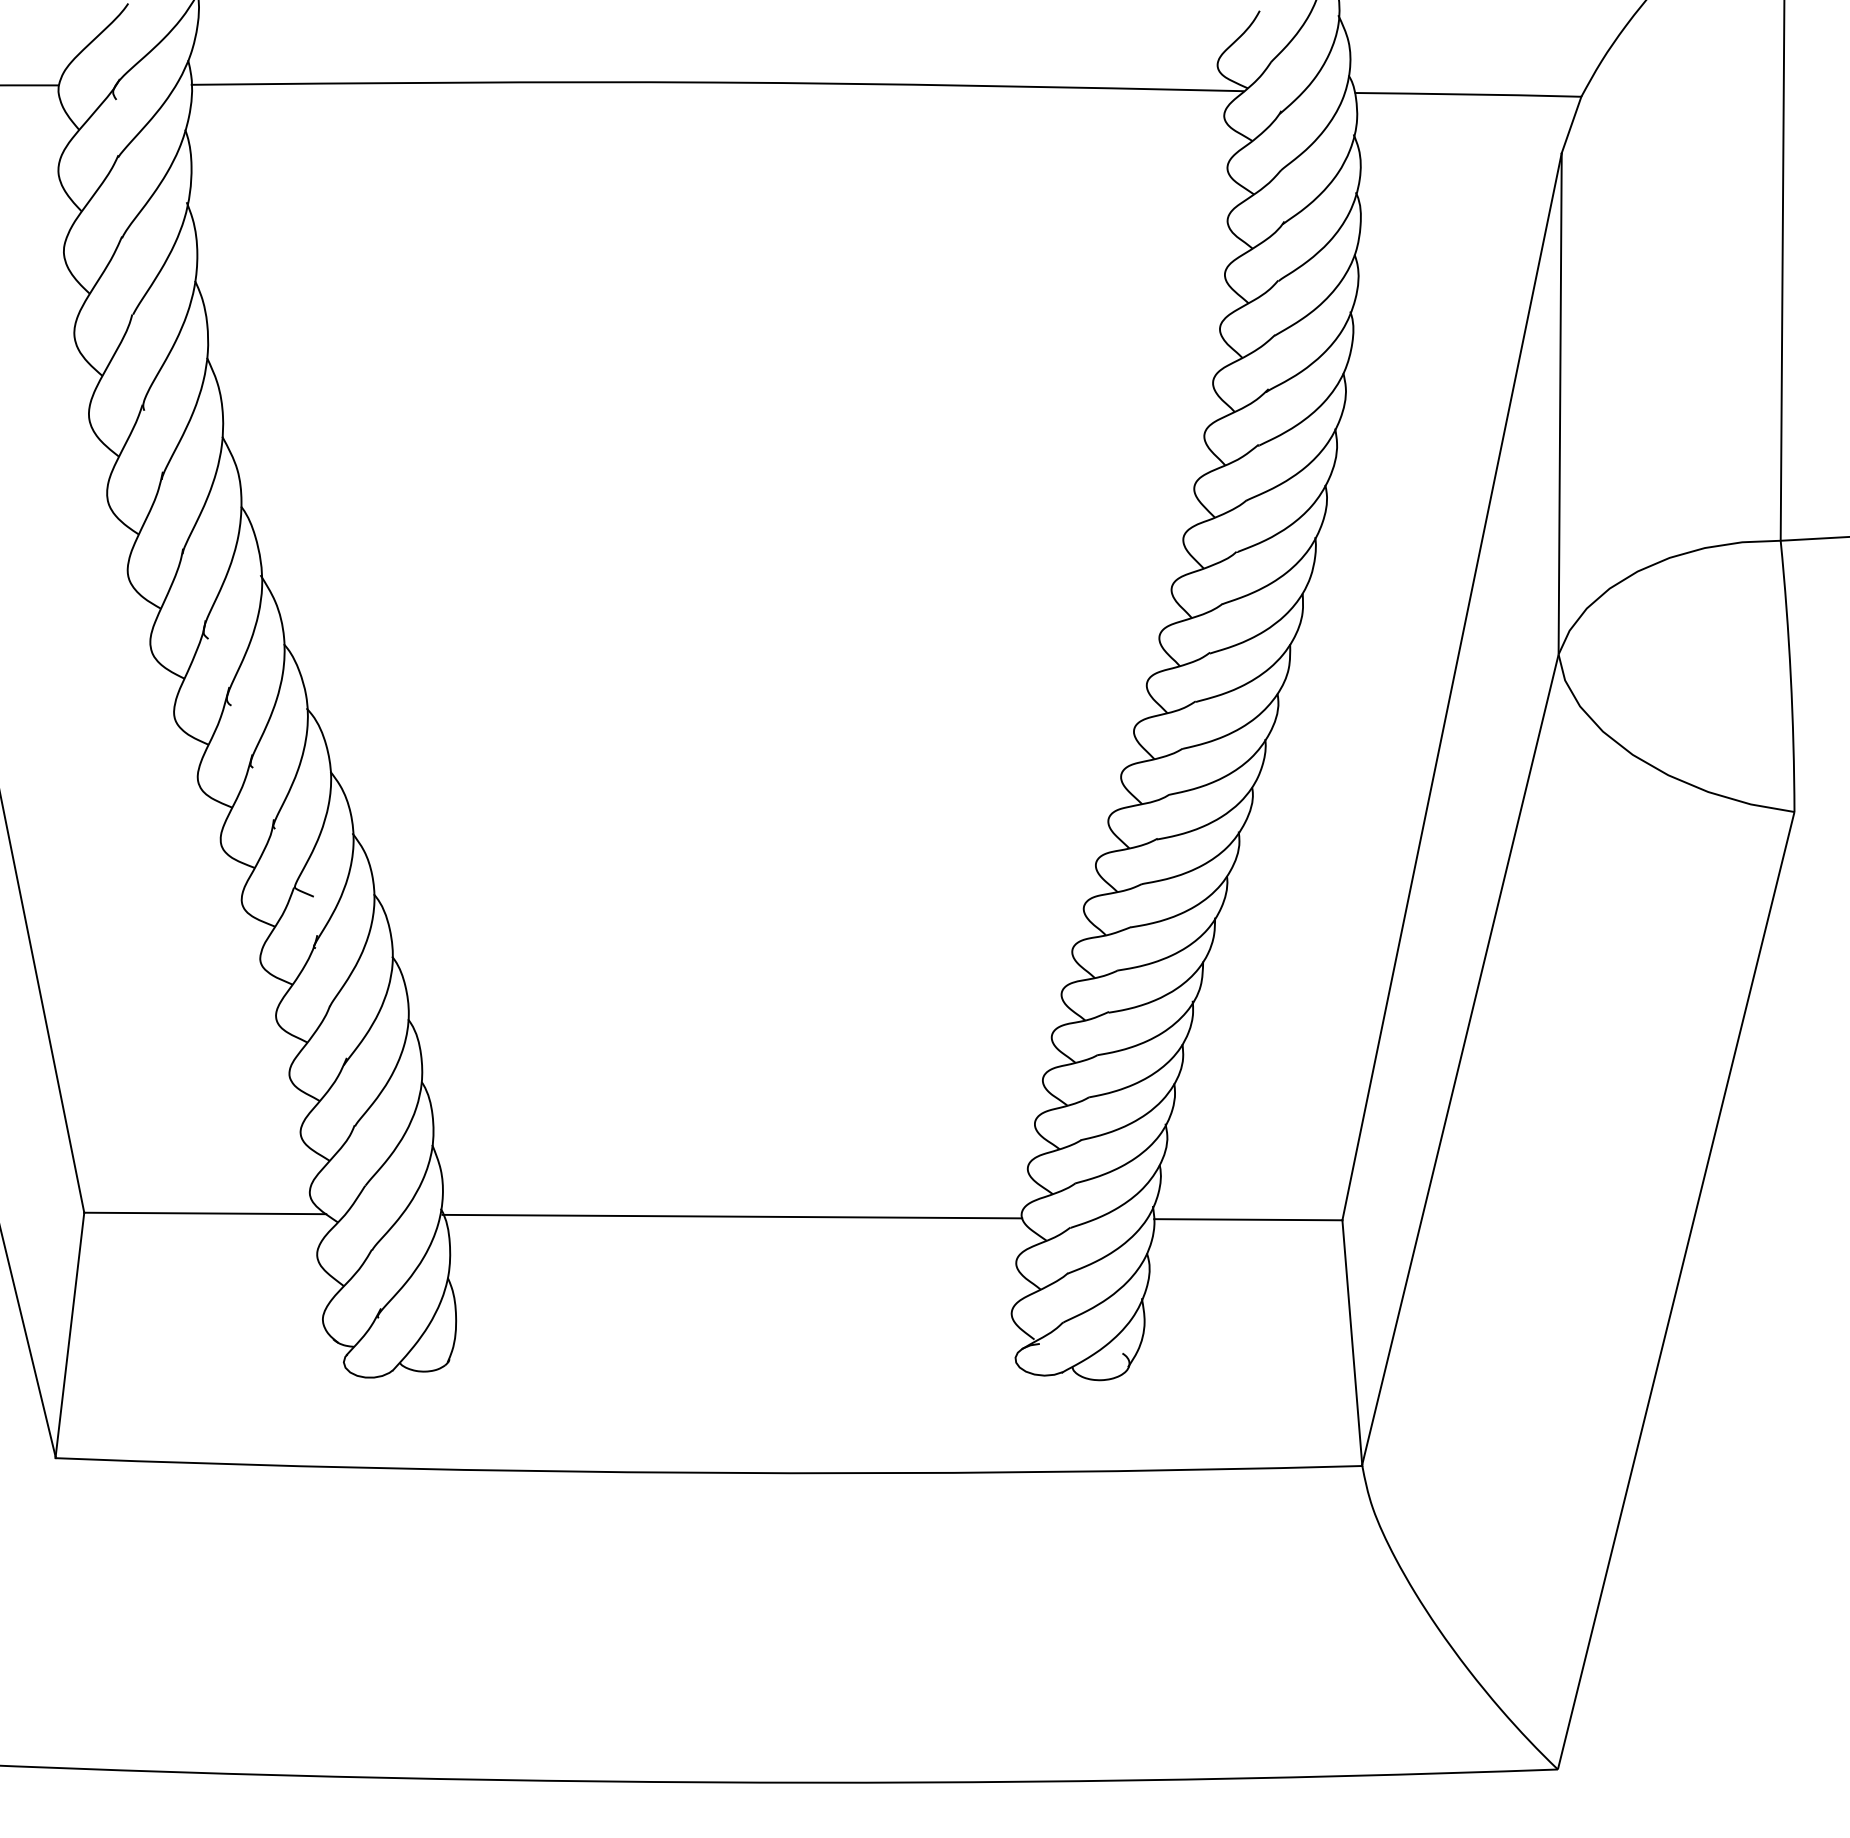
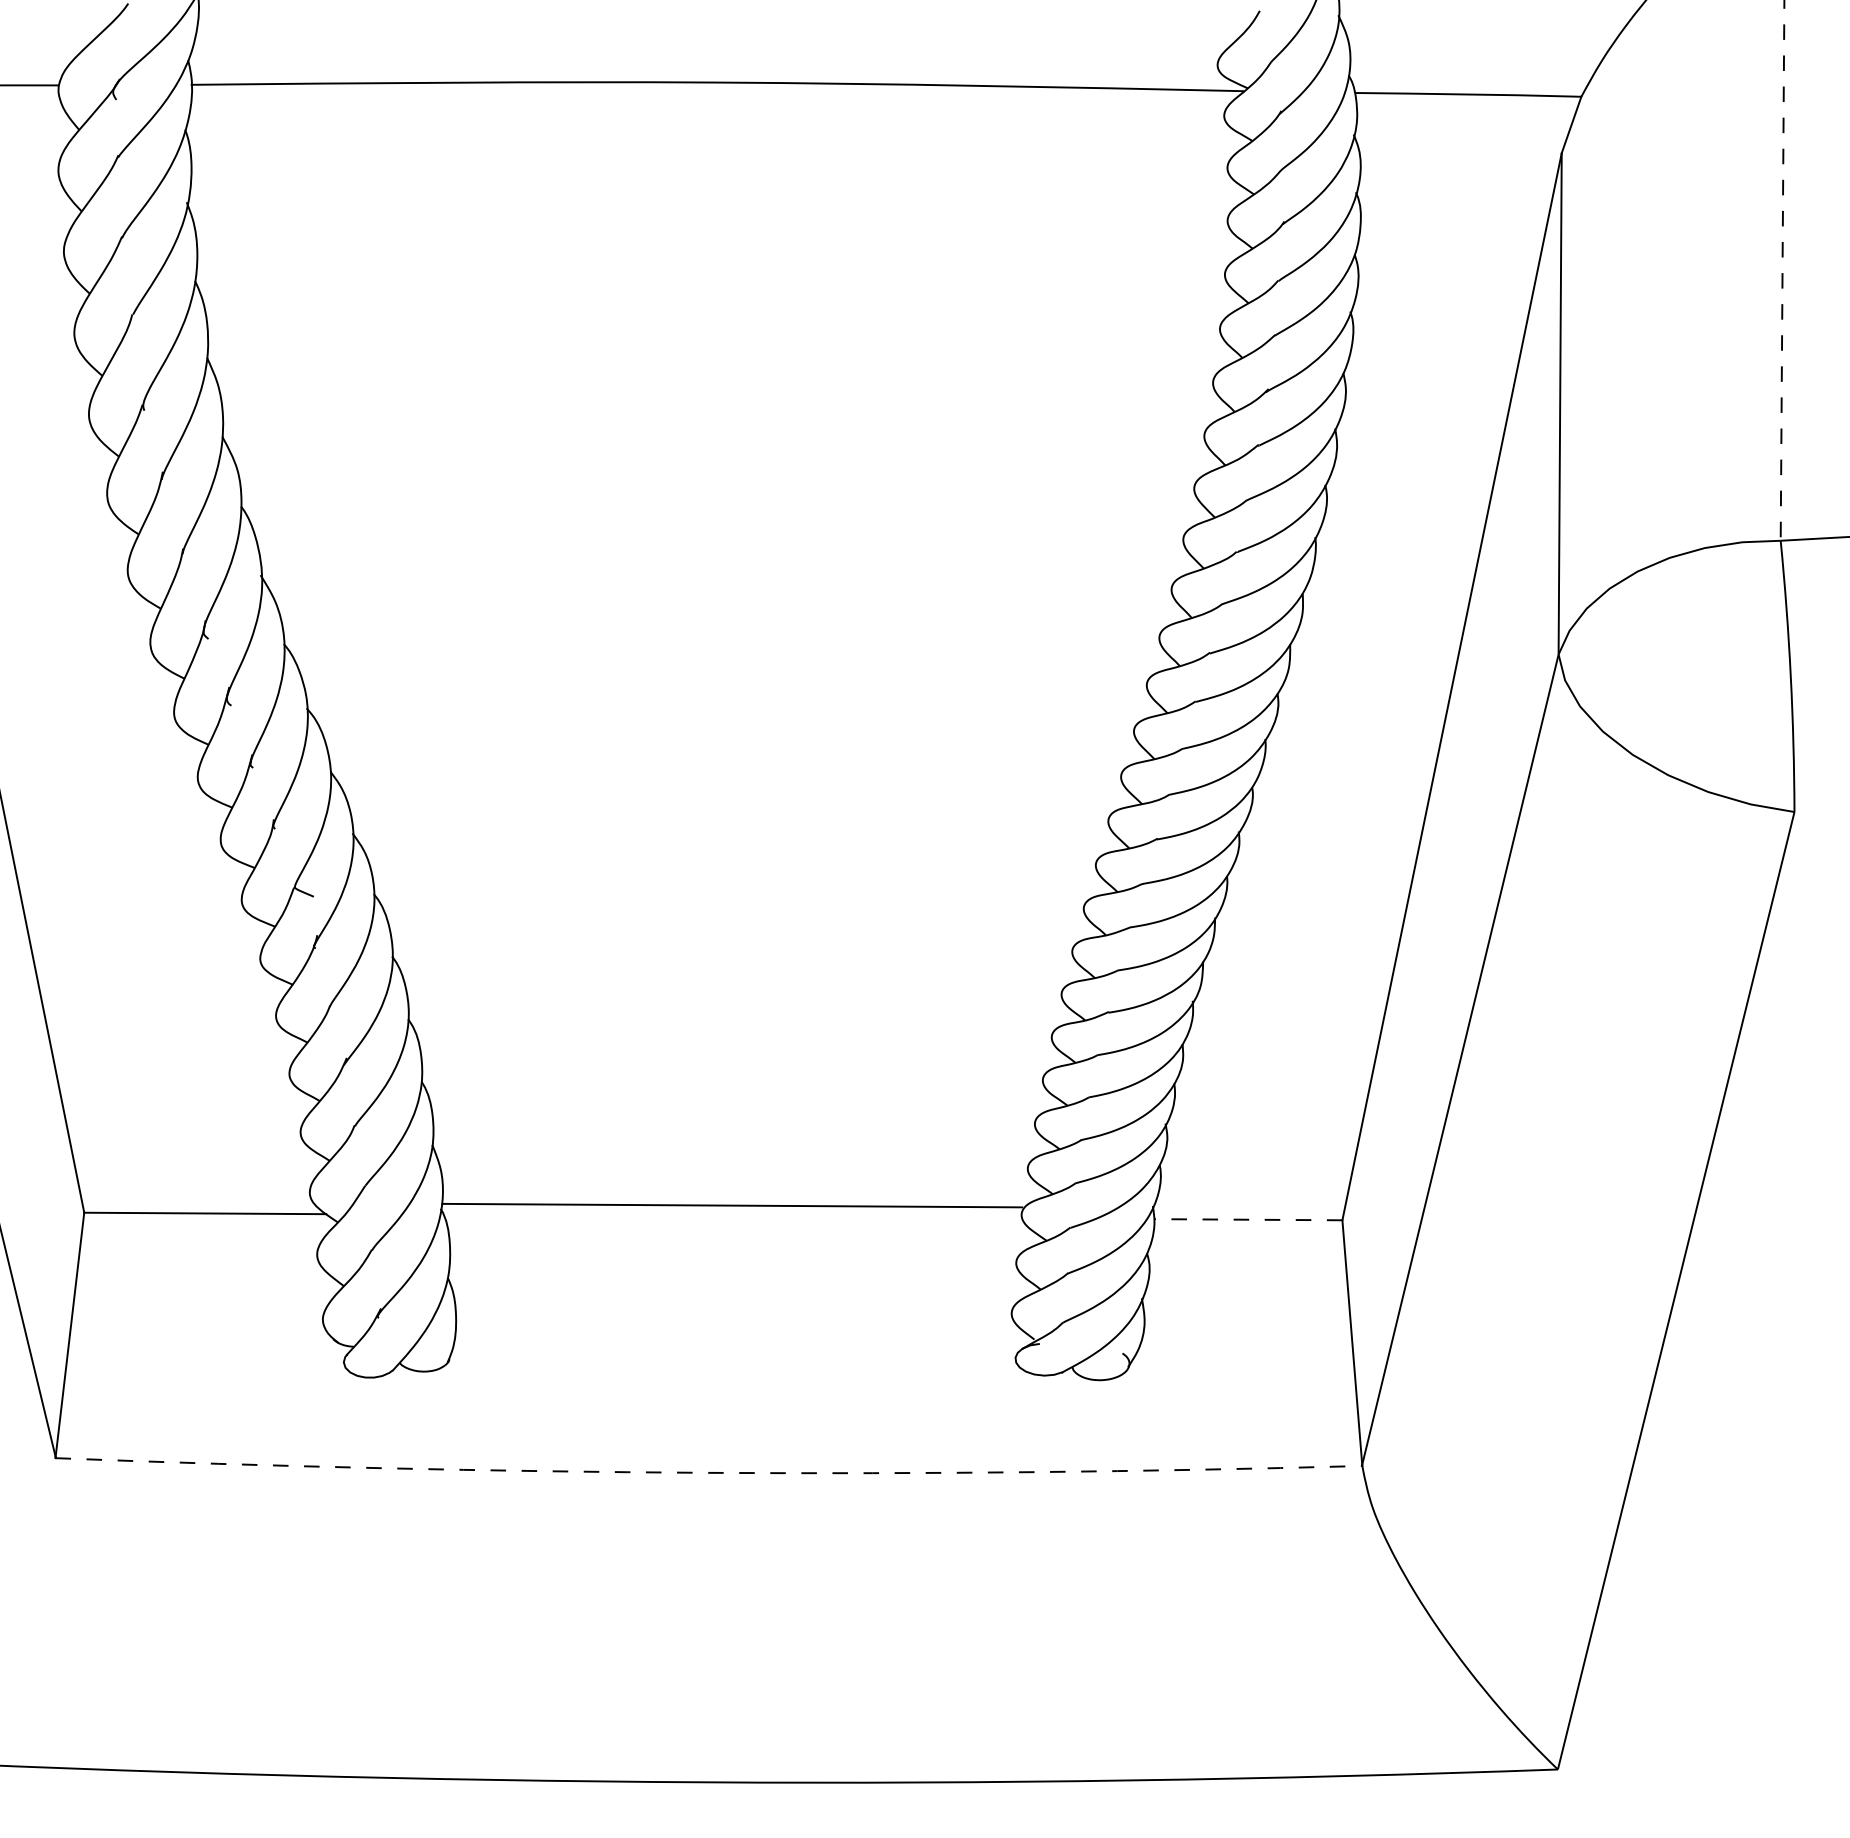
line: solid -> dashed (1782, 271)
line position: (732, 1216) -> (732, 1205) (732, 1205)
line: solid -> dashed (1247, 1219)
arc: solid -> dashed (708, 1472)
